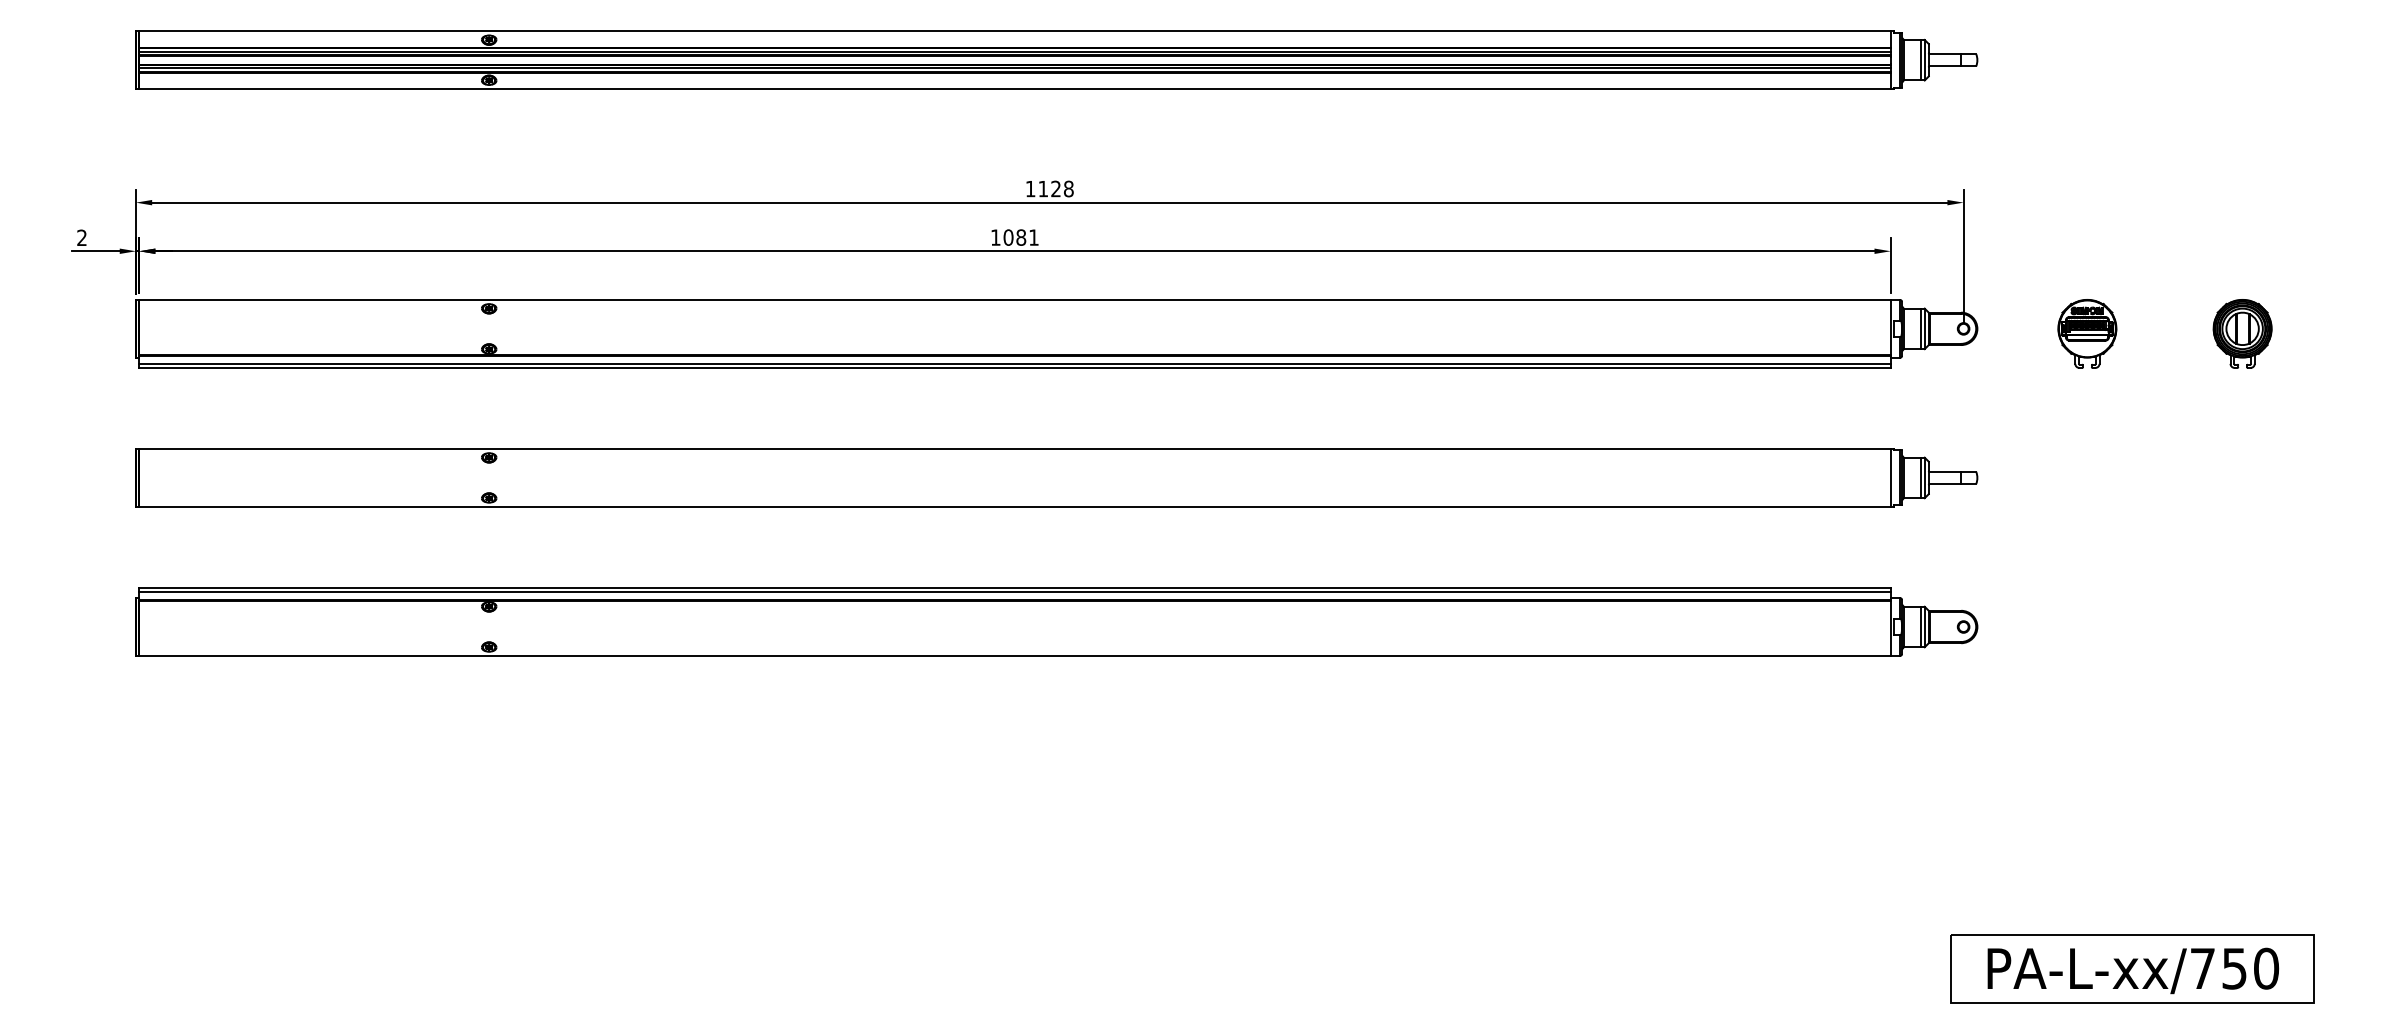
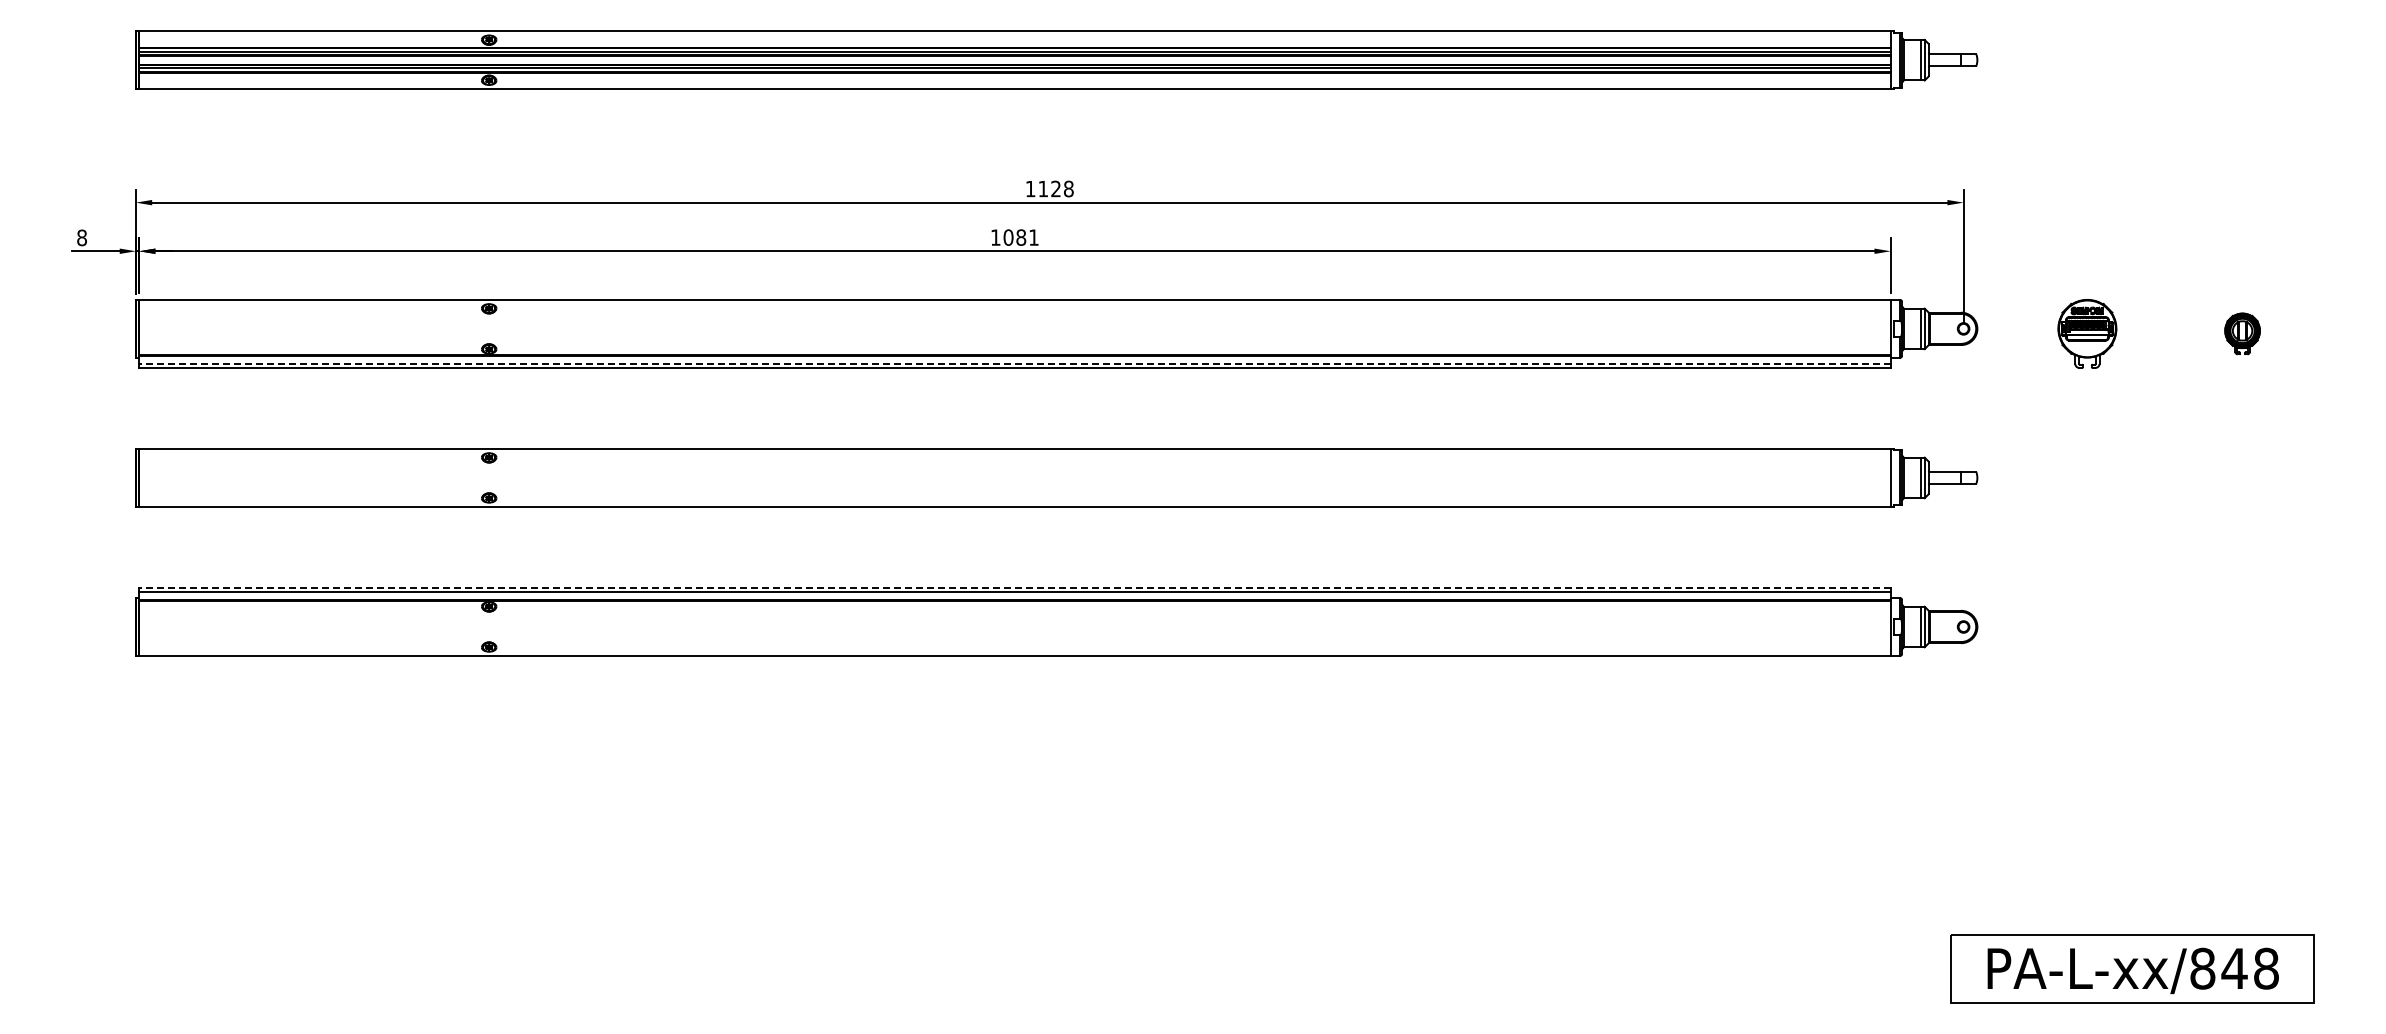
text: 2 -> 8 (82, 237)
part size: 61x70 px -> 37x44 px (2242, 333)
line: solid -> dashed (1014, 363)
line: solid -> dashed (1014, 587)
text: PA-L-xx/750 -> PA-L-xx/848 (2234, 968)
